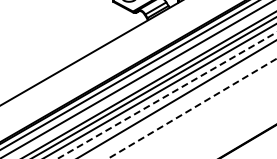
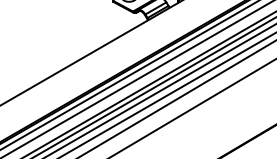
line: dashed -> solid (167, 95)
line: dashed -> solid (192, 108)
